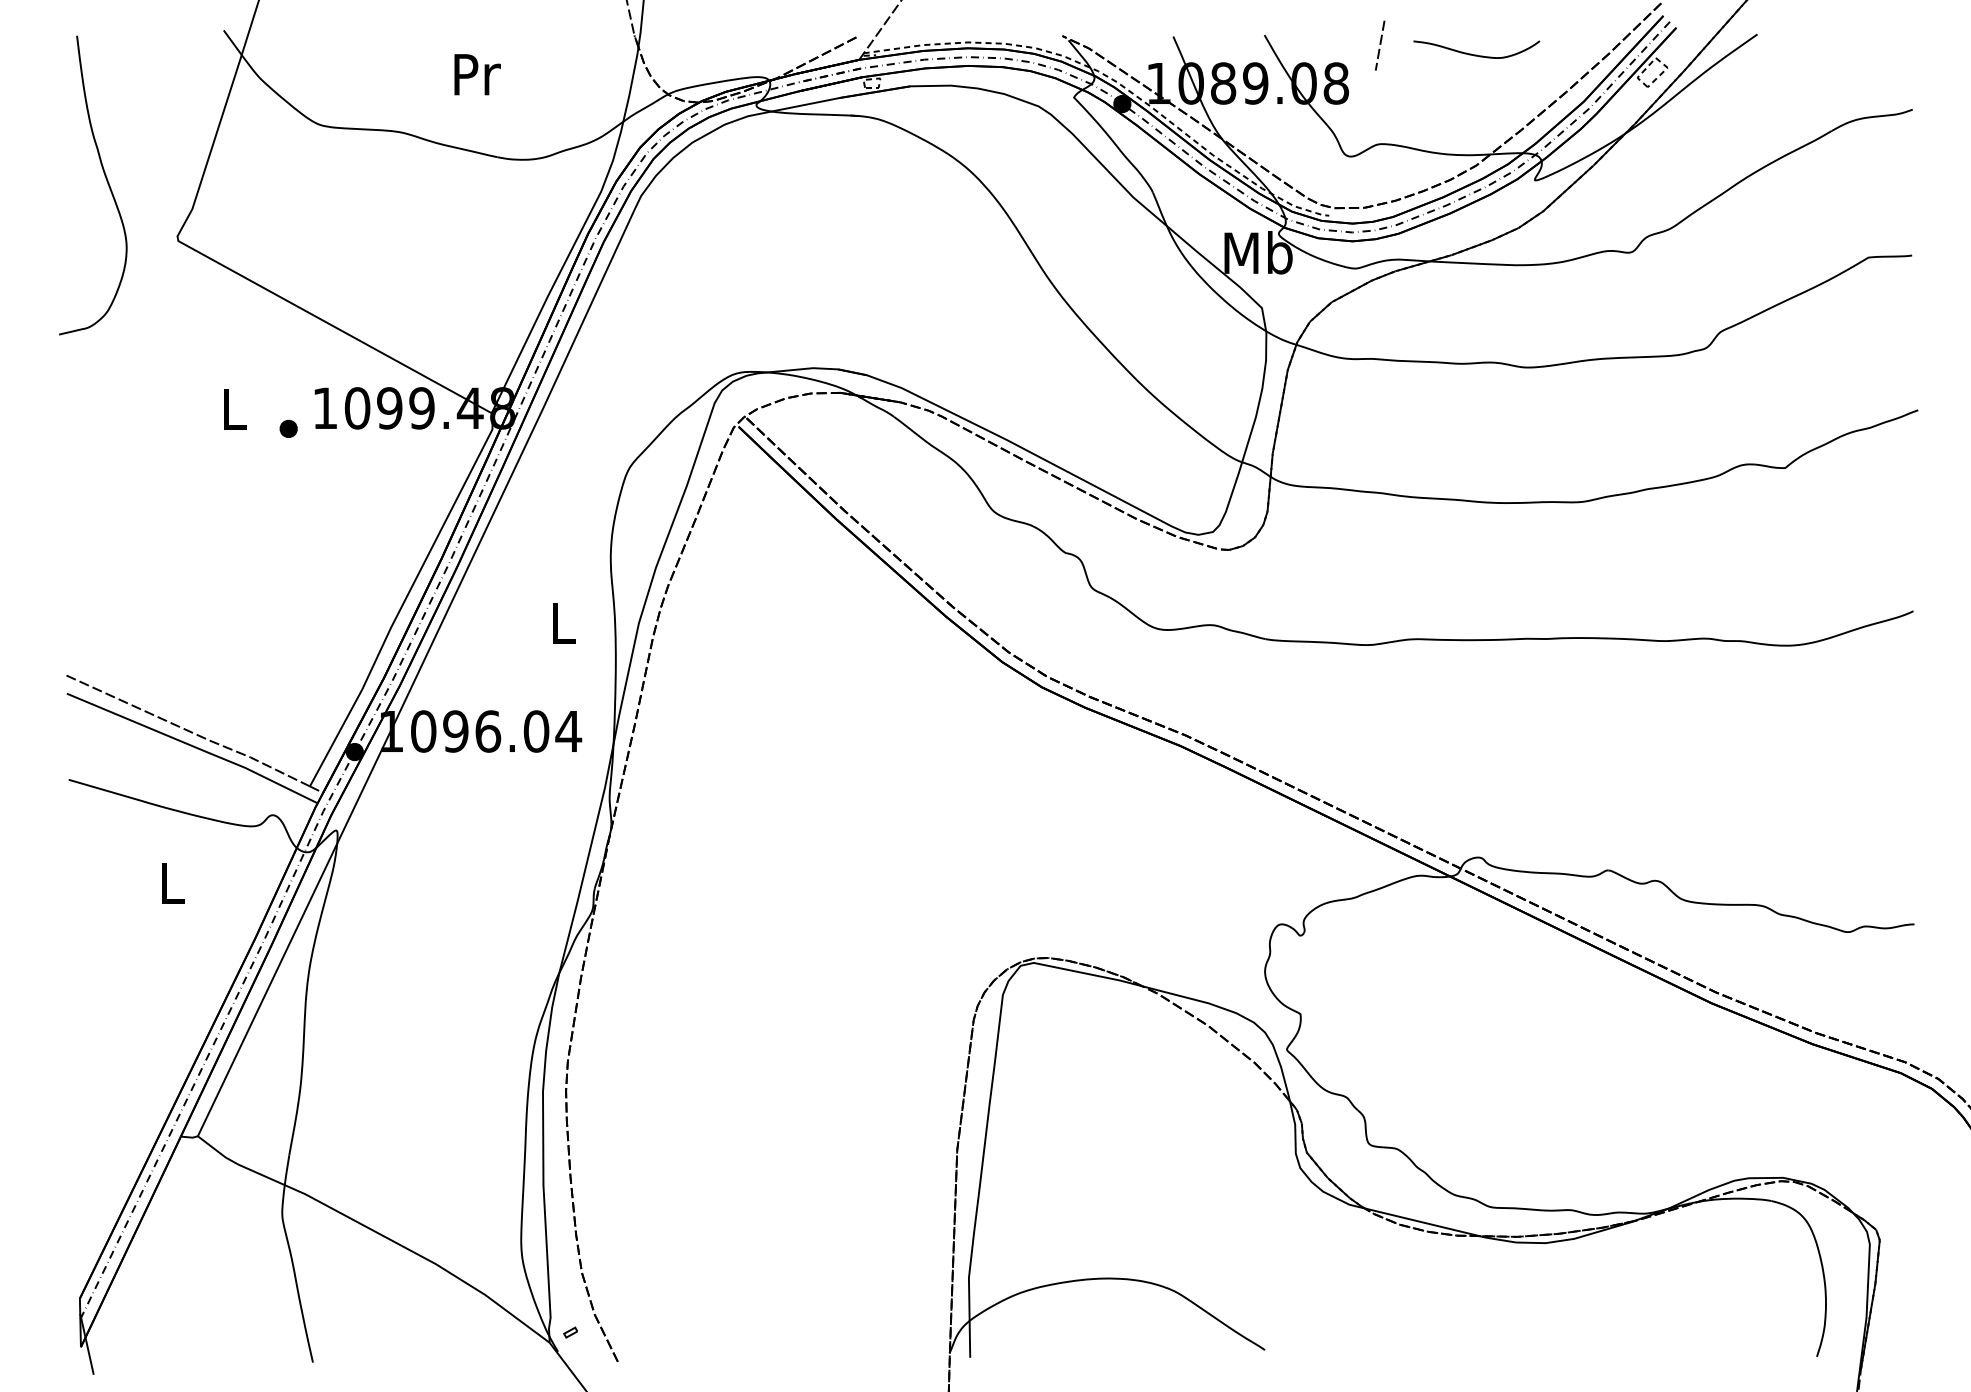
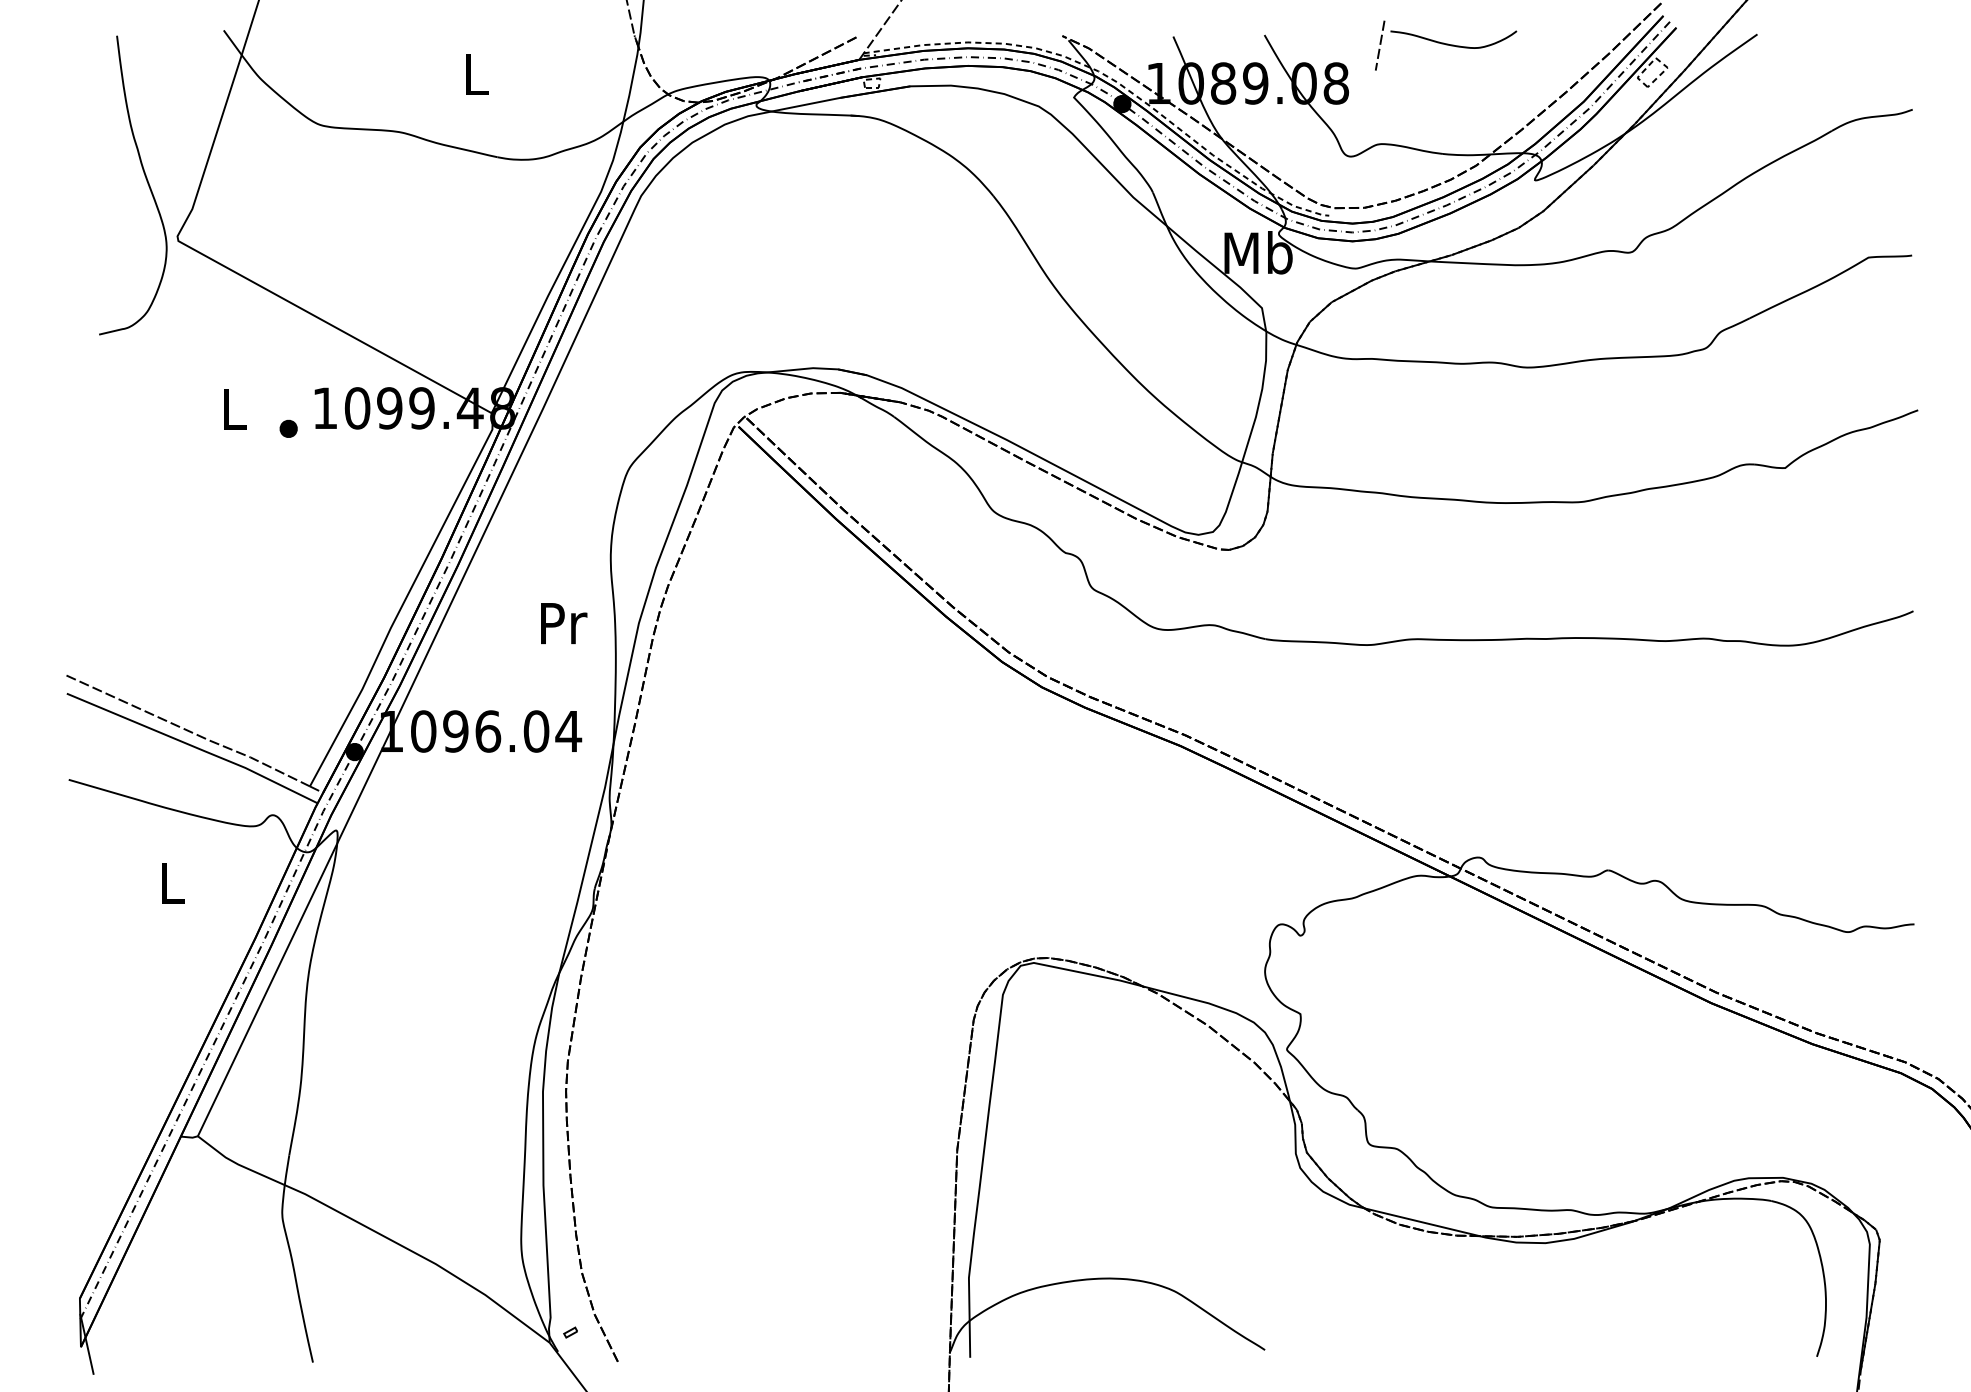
curve position: (1476, 54) -> (1453, 44) (1453, 44)
text: Pr -> L (477, 74)
curve position: (106, 181) -> (146, 181) (146, 181)
text: L -> Pr (564, 623)
